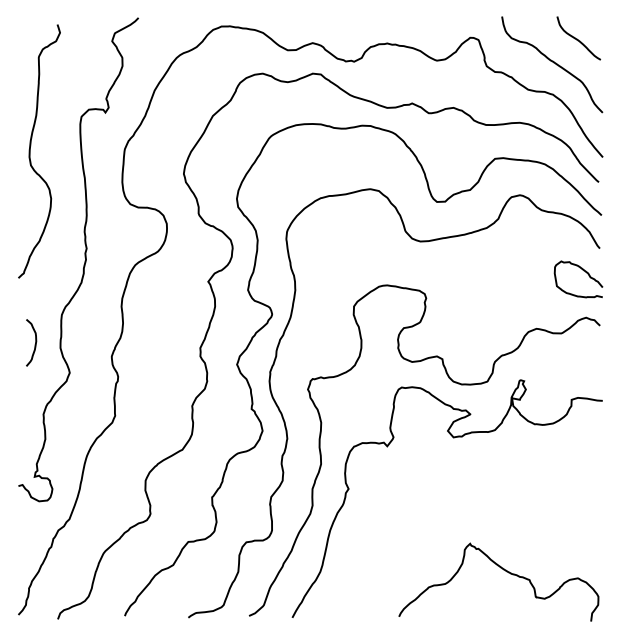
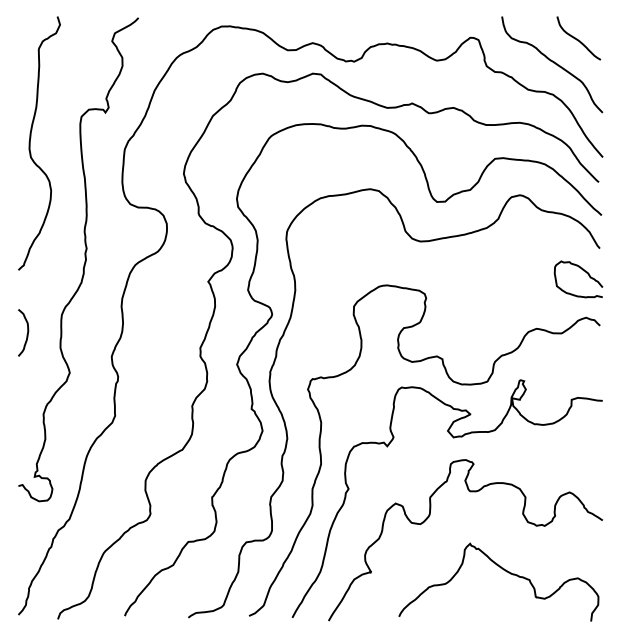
curve position: (30, 151) -> (30, 143) (30, 143)
curve position: (34, 344) -> (26, 334) (26, 334)
curve: none -> present (429, 517)
